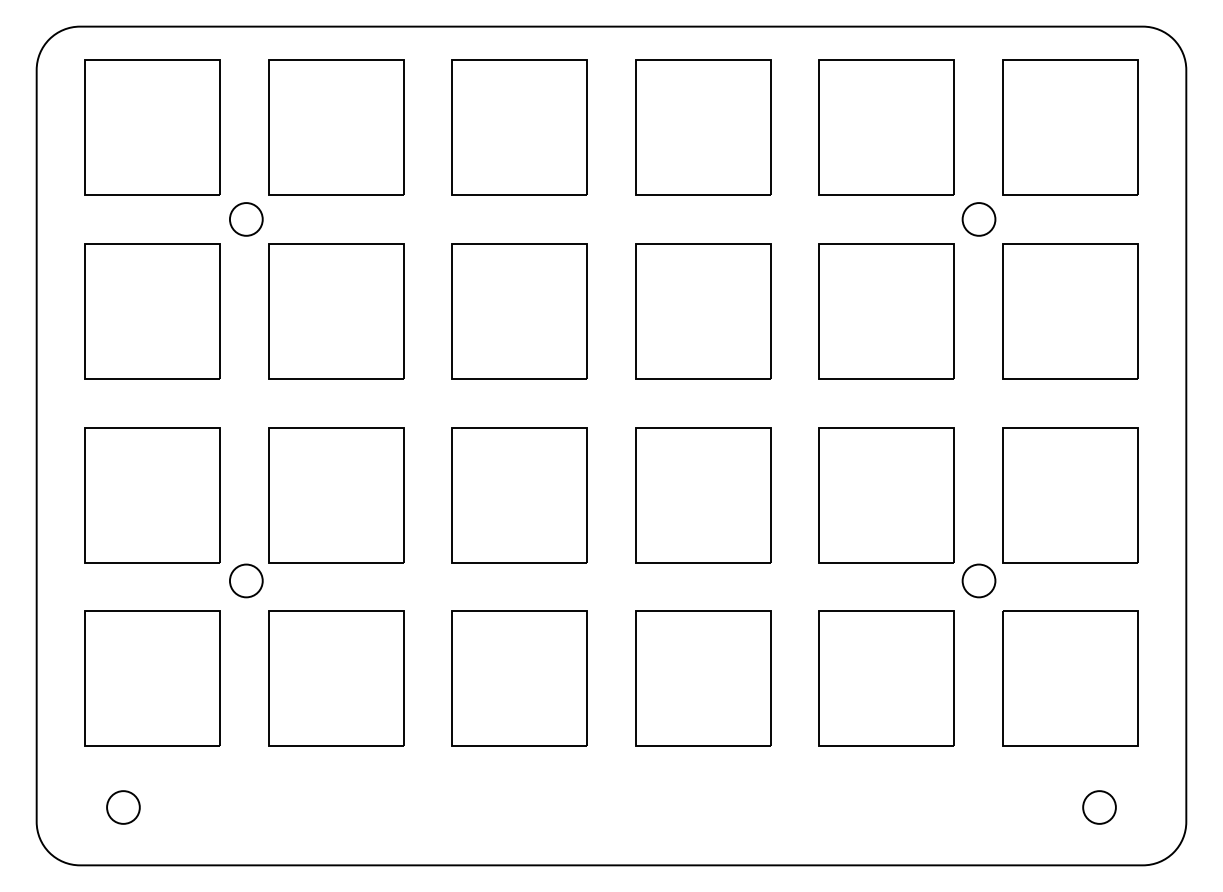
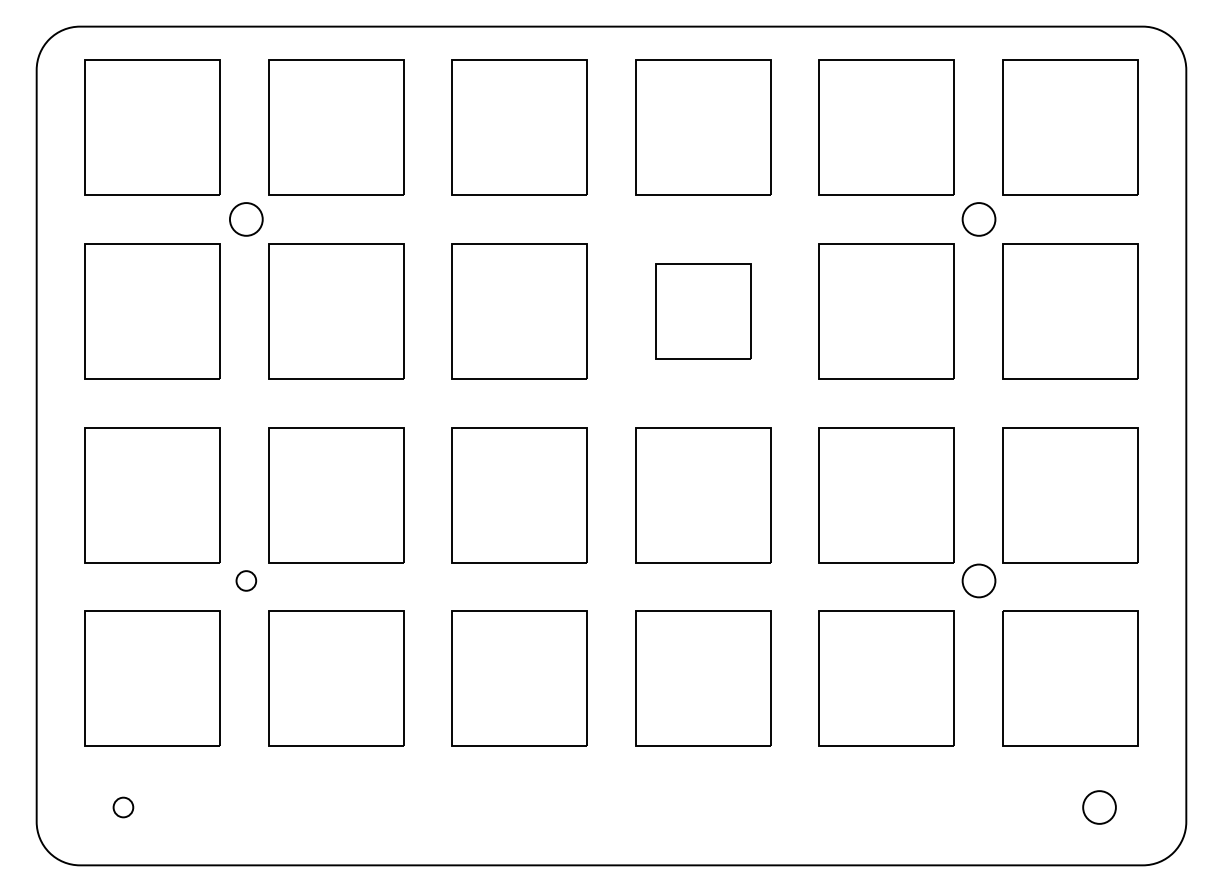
part size: 137x137 px -> 97x97 px (703, 311)
circle diameter: 33 px -> 20 px (246, 580)
circle diameter: 33 px -> 20 px (123, 807)
